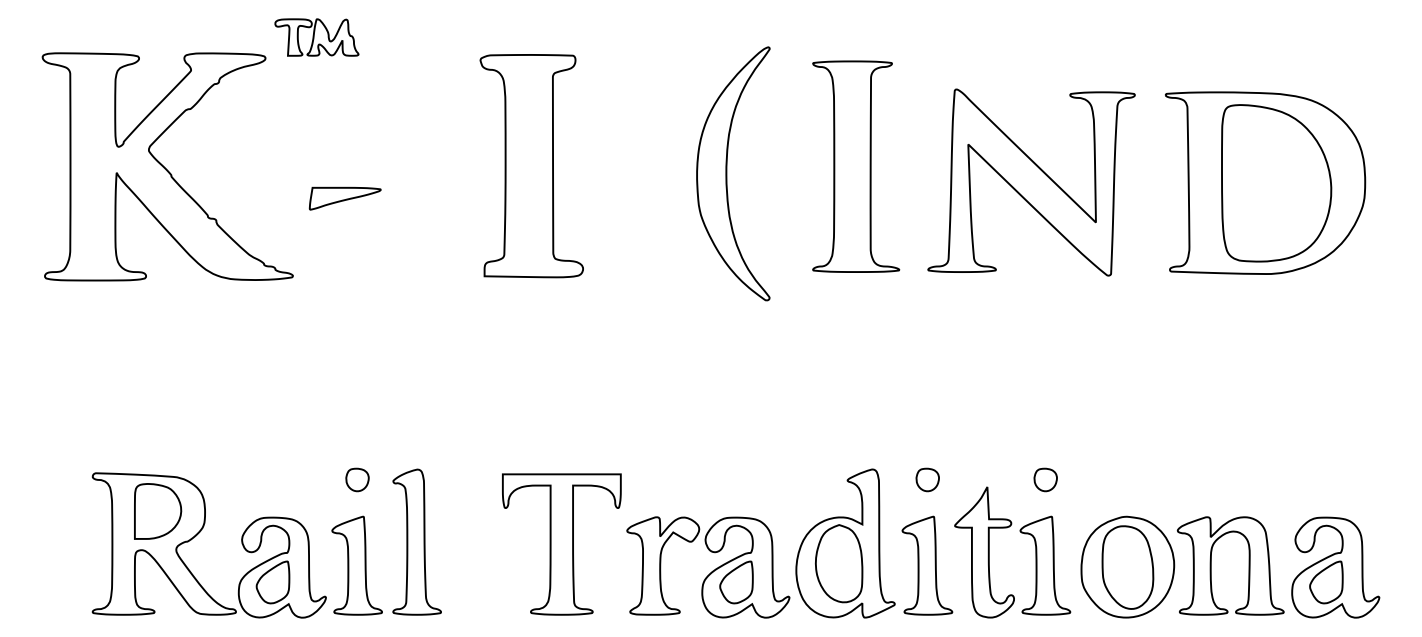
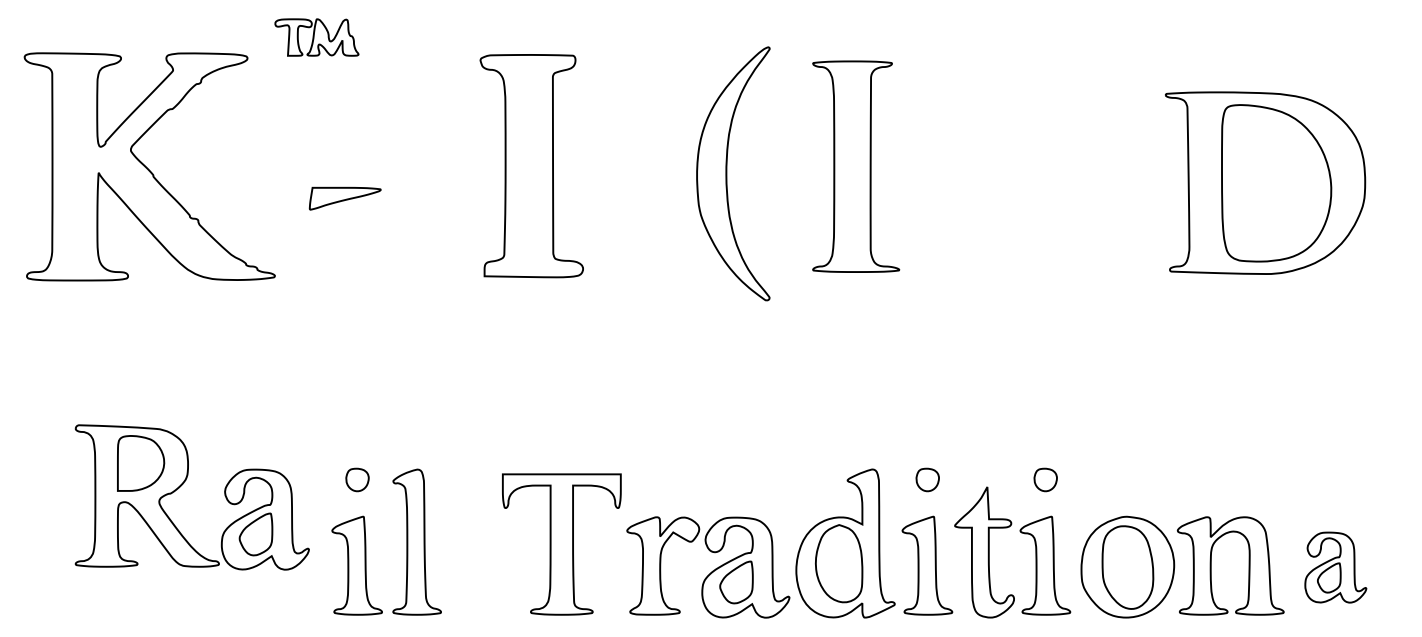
part position: (167, 166) -> (149, 166) (149, 166)
part: present -> none (1031, 182)
part position: (198, 534) -> (181, 486) (181, 486)
part size: 90x103 px -> 64x73 px (1335, 567)
